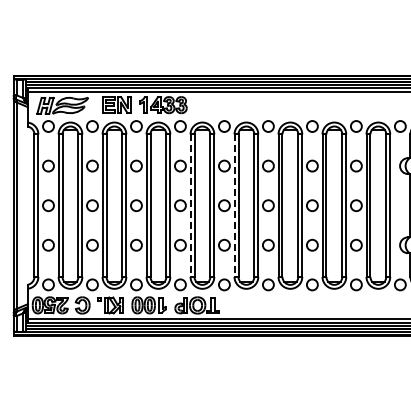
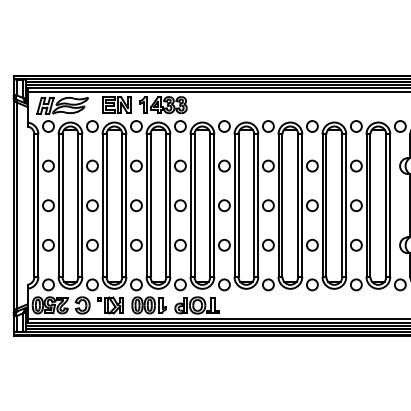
line: dashed -> solid (190, 206)
line: dashed -> solid (234, 206)
